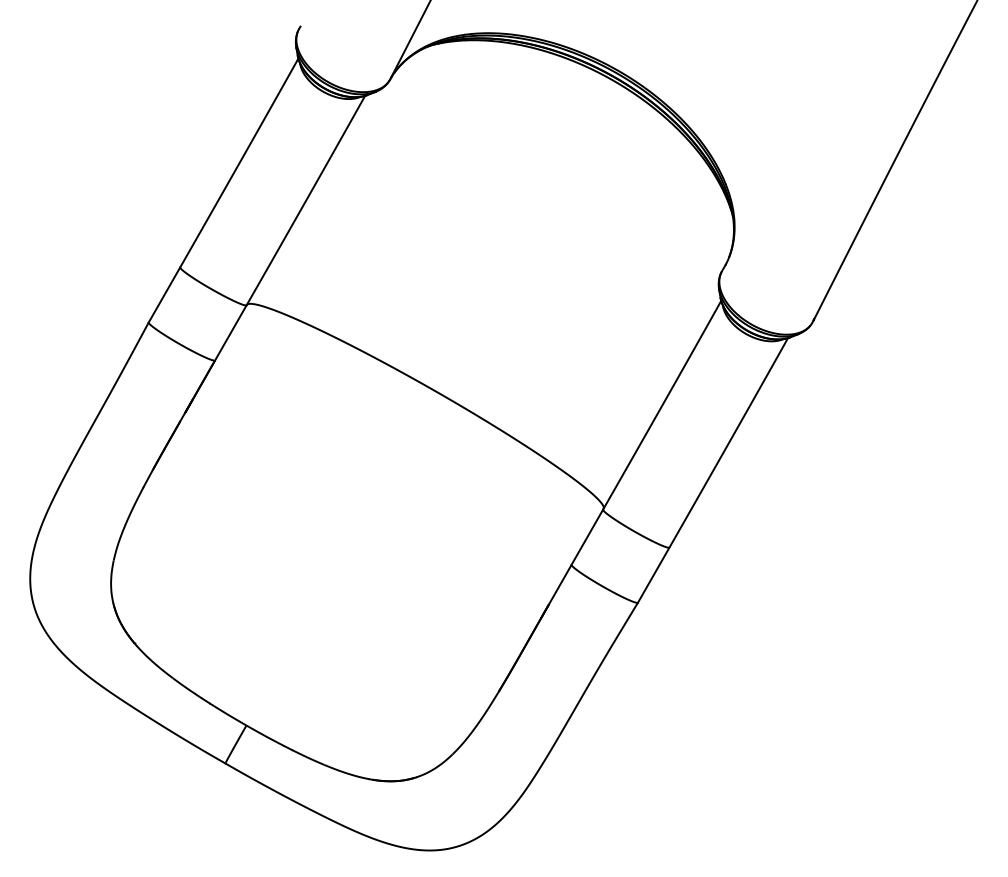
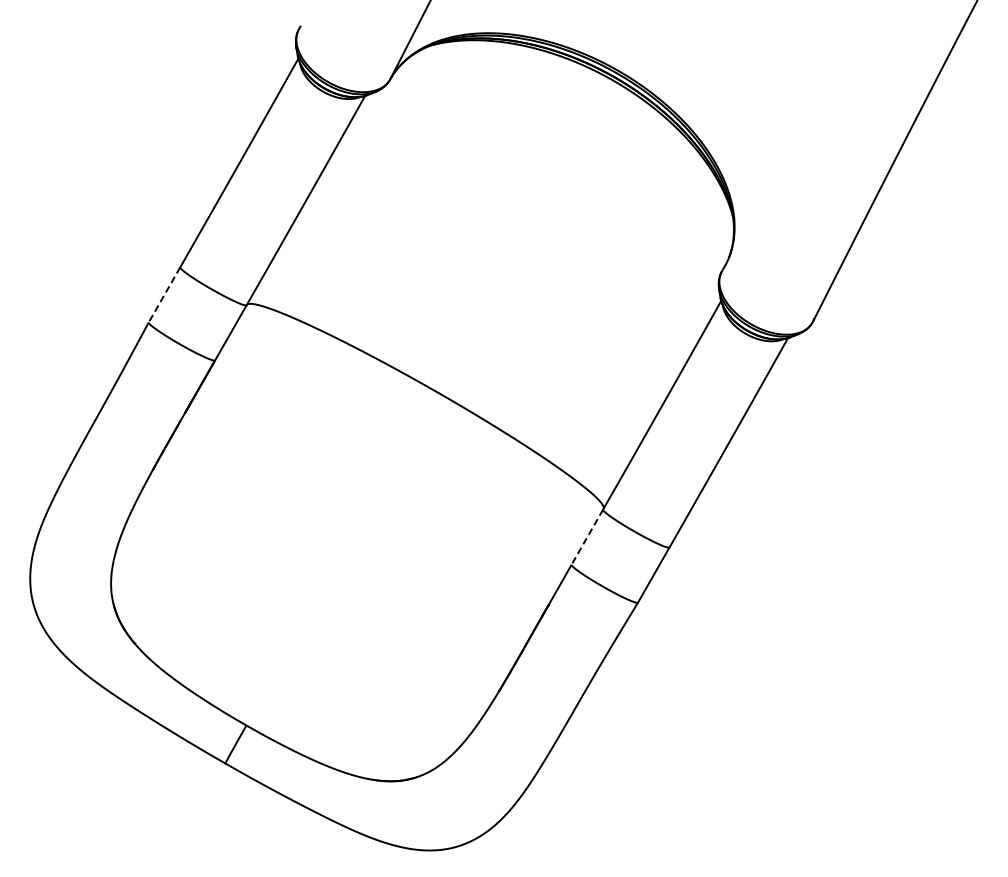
line: solid -> dashed (164, 294)
line: solid -> dashed (587, 537)
